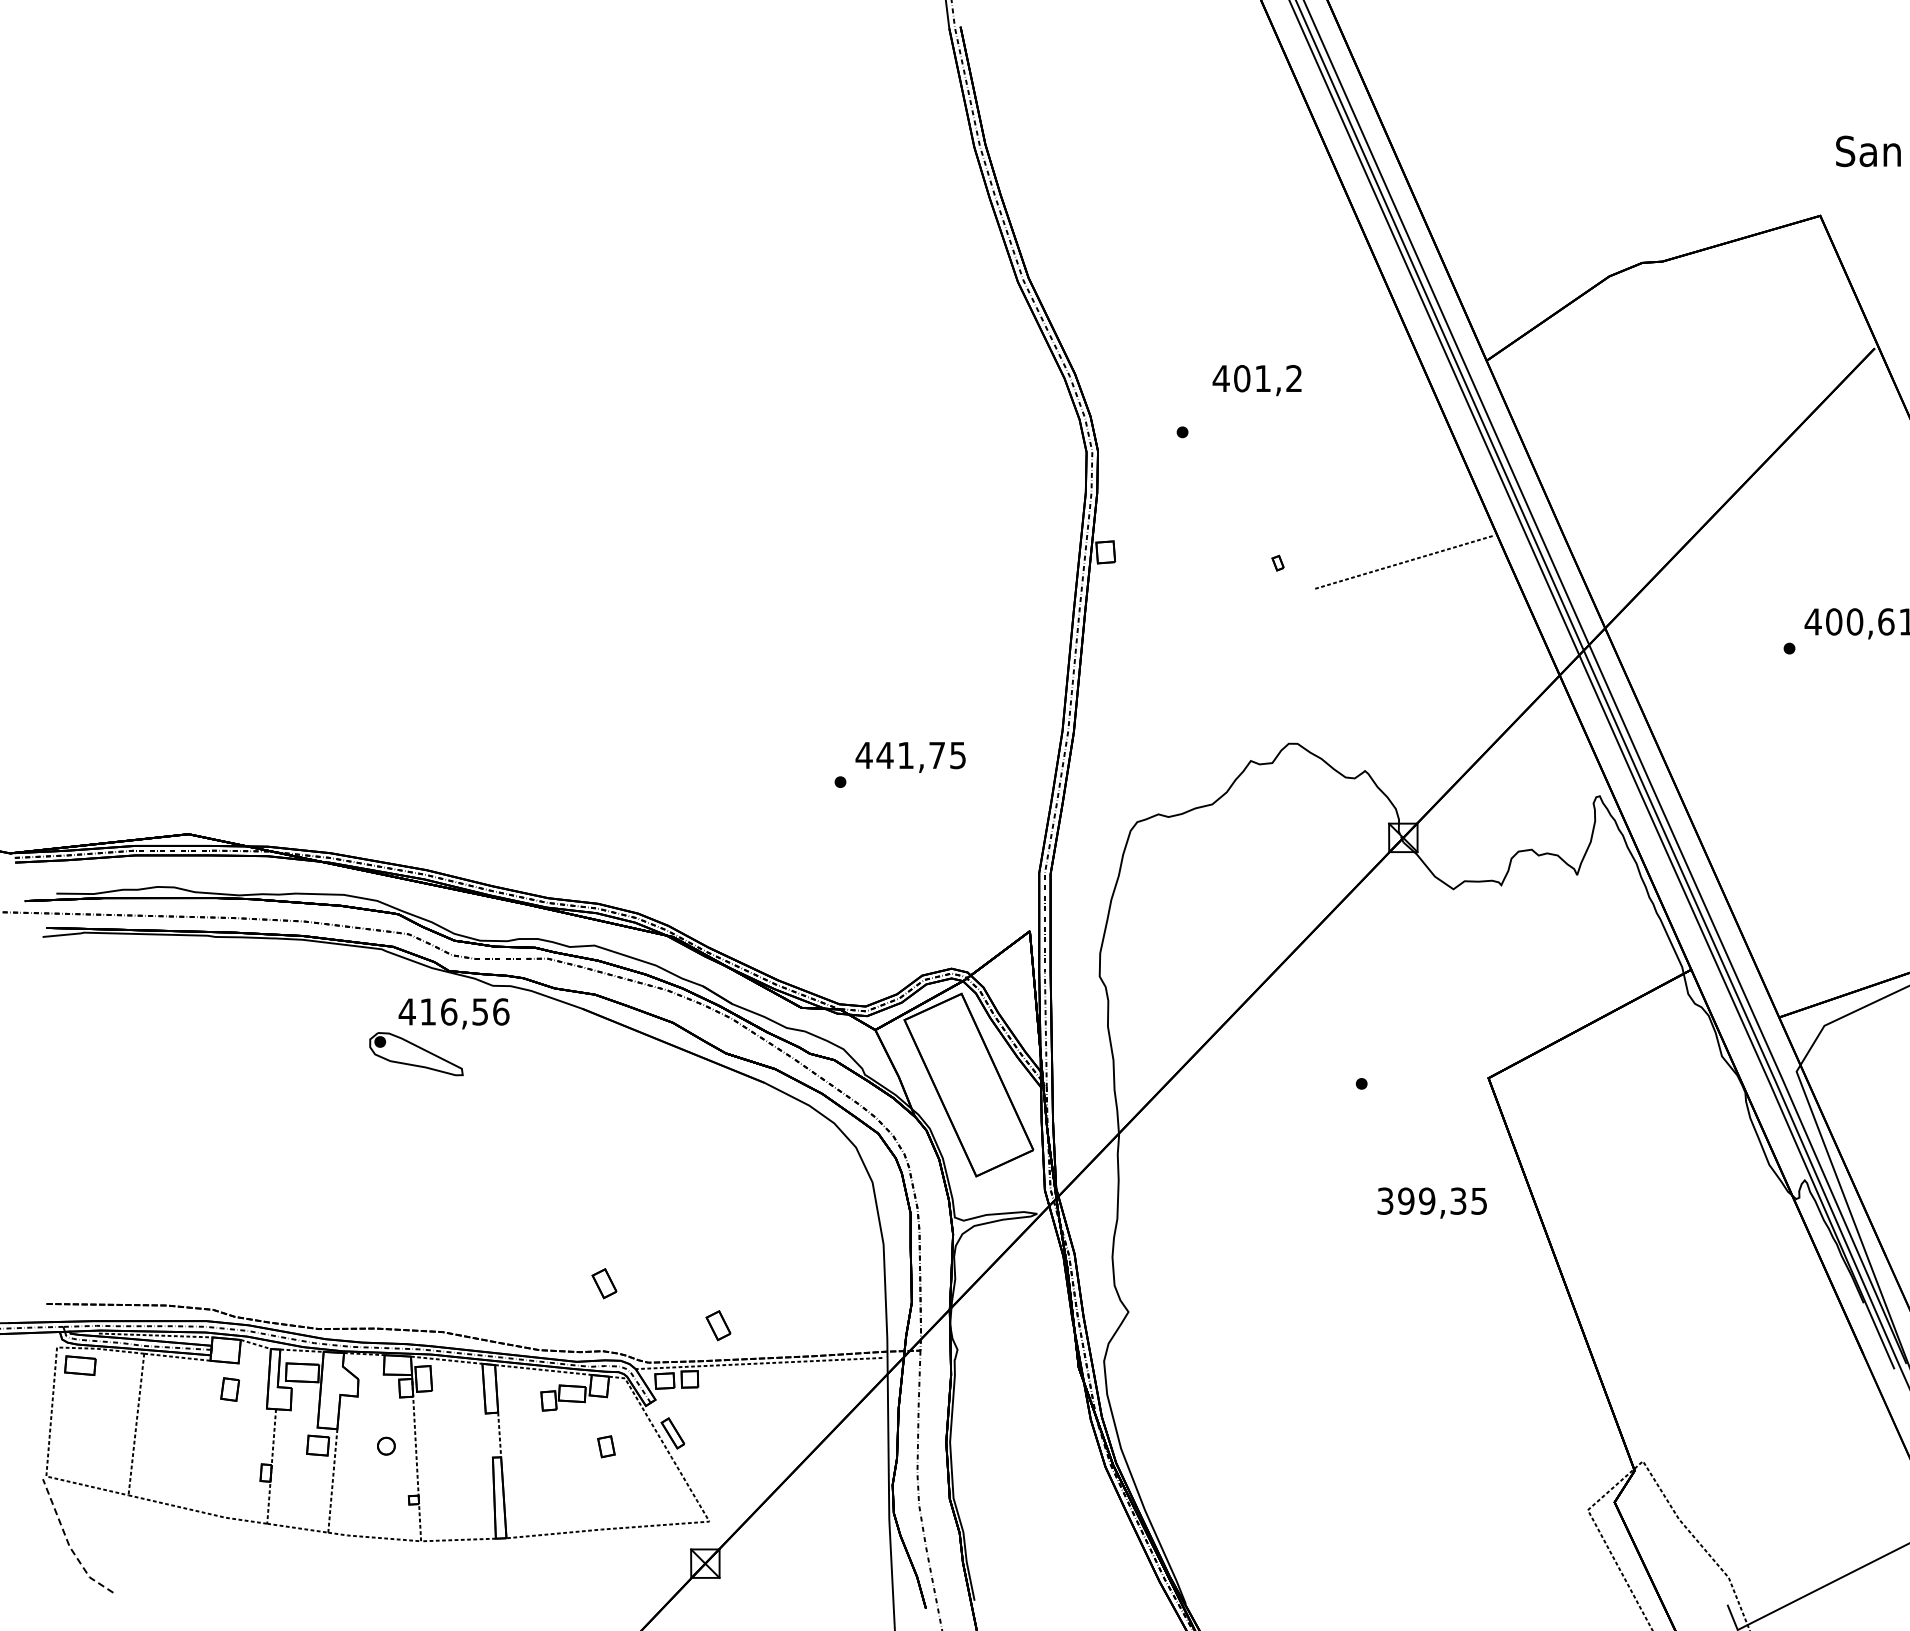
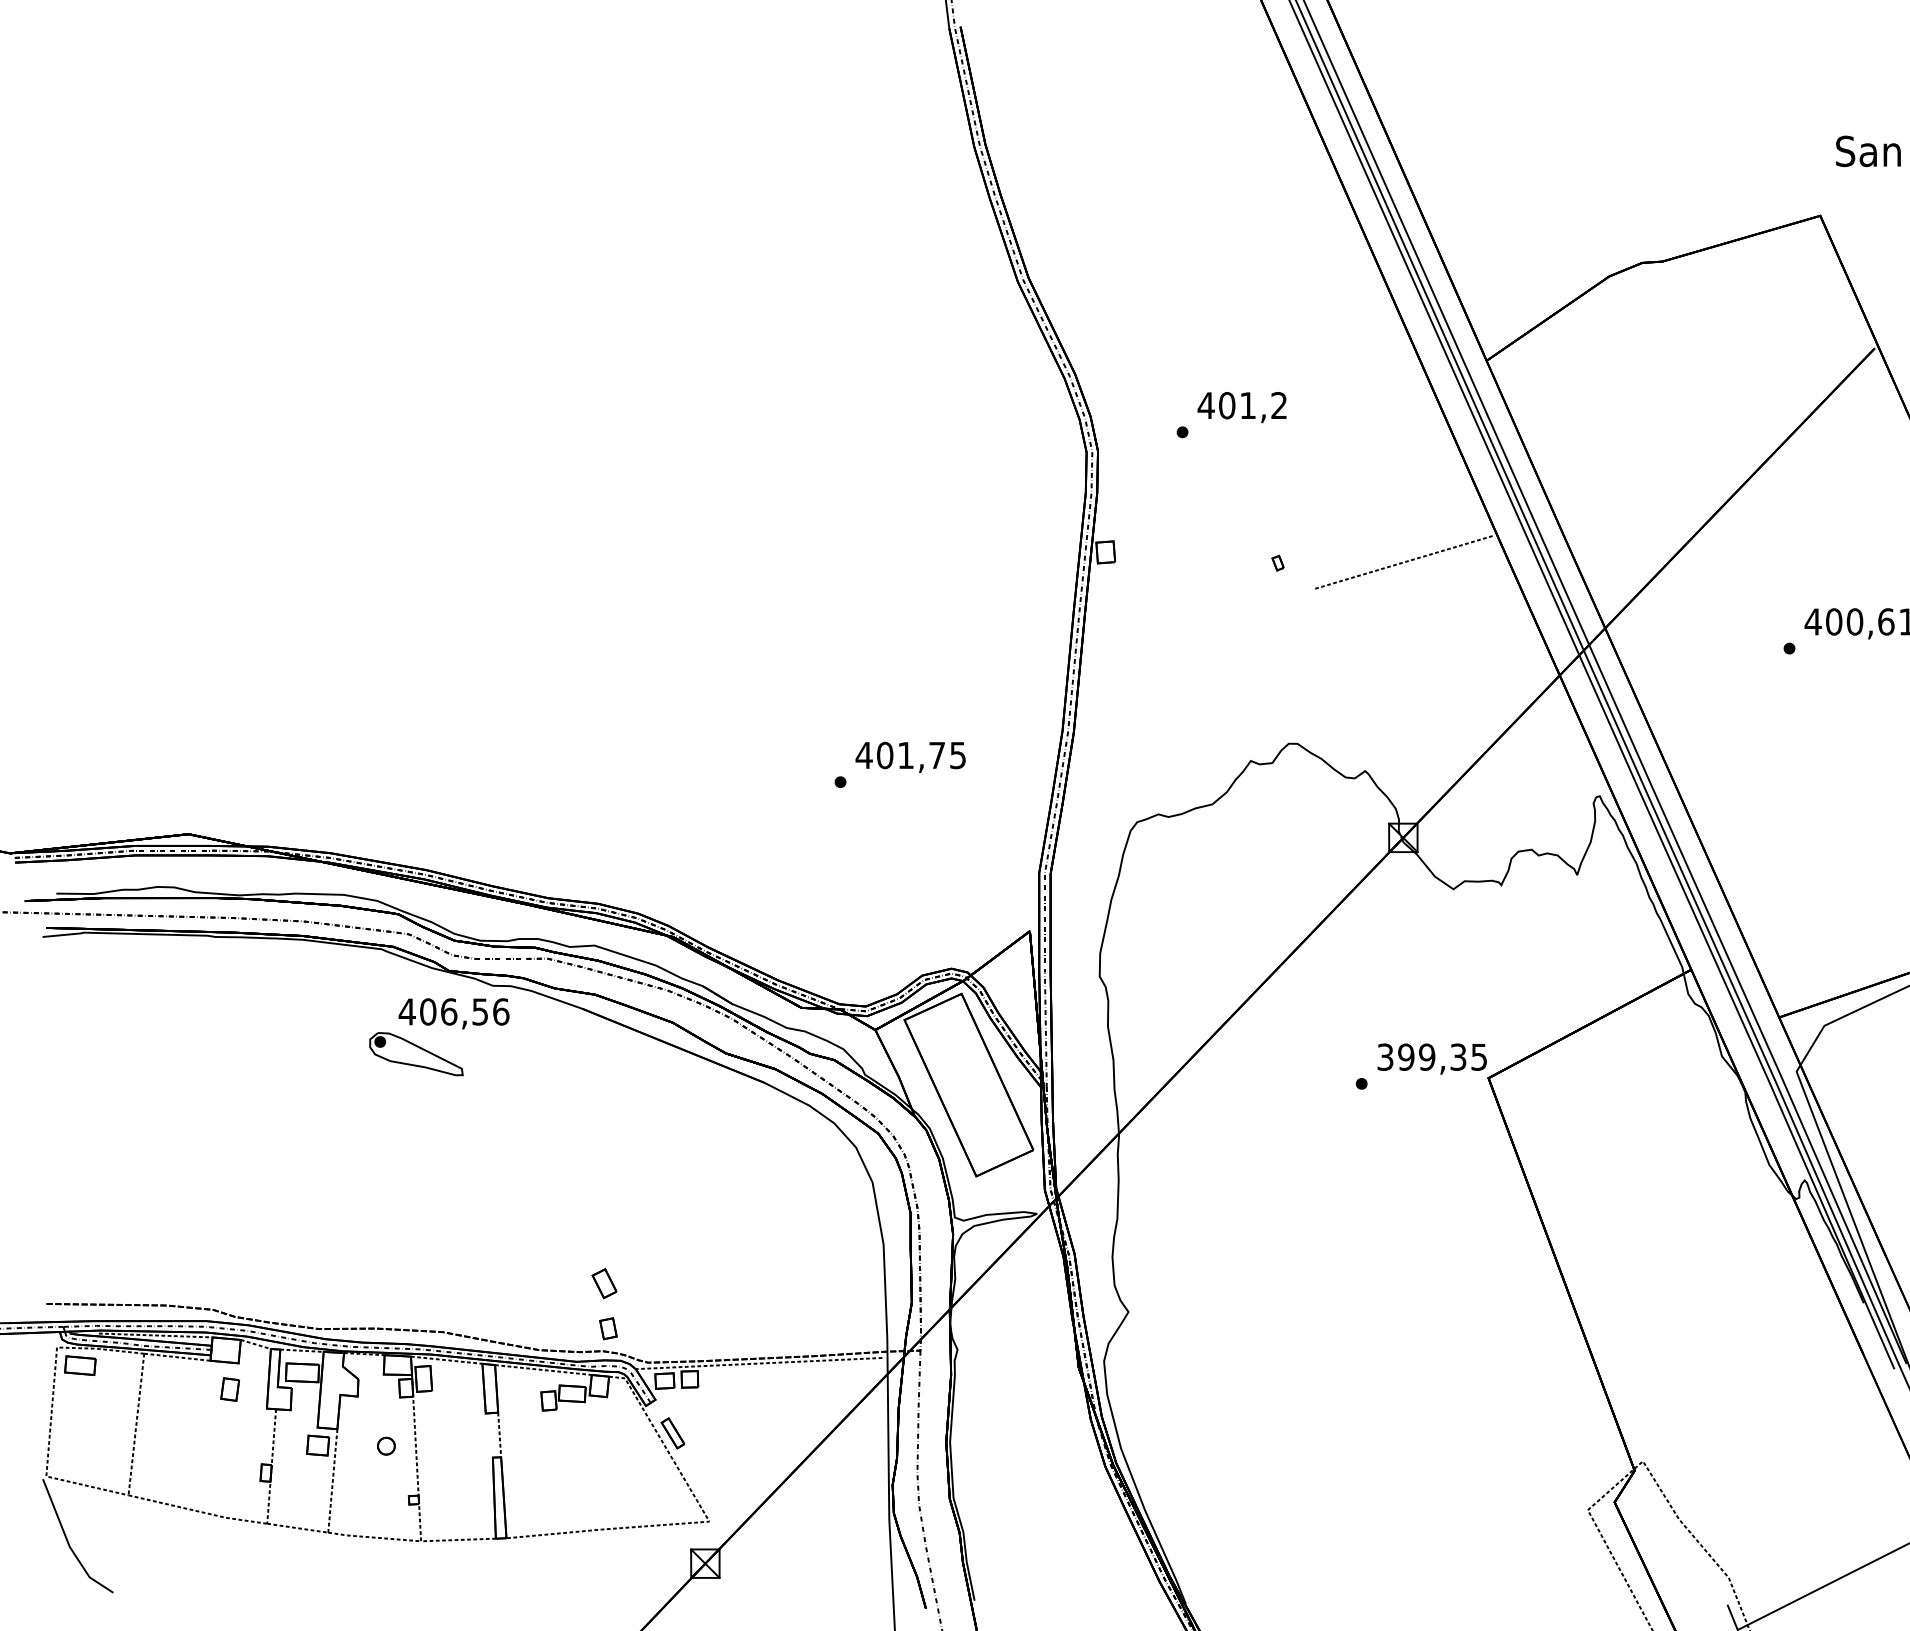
text position: (1256, 380) -> (1241, 407) (1241, 407)
text: 441,75 -> 401,75 (884, 755)
text: 416,56 -> 406,56 (428, 1011)
text position: (1431, 1202) -> (1431, 1058) (1431, 1058)
part: present -> none (718, 1325)
part position: (606, 1446) -> (608, 1328) (608, 1328)
line: dashed -> solid (68, 1544)
